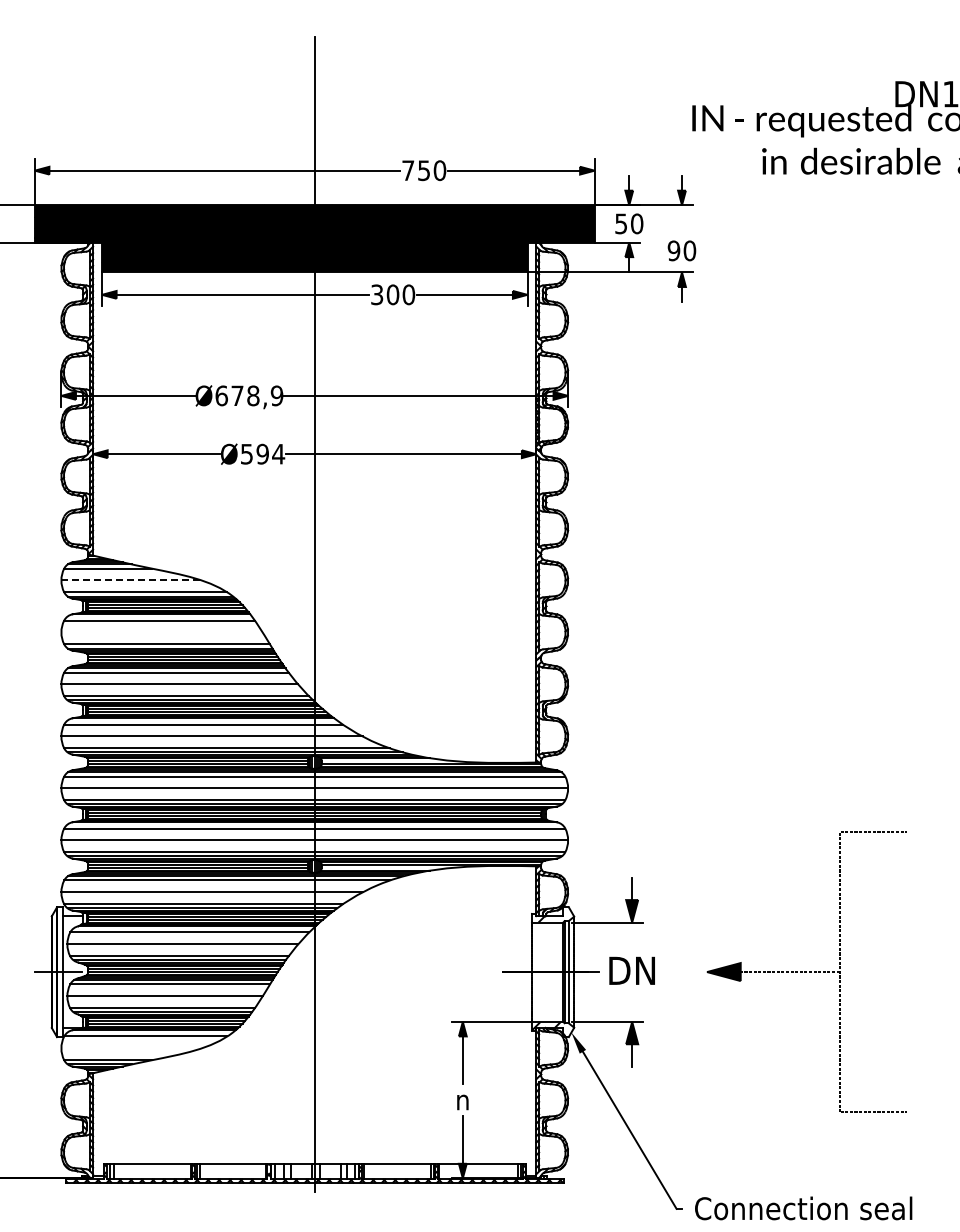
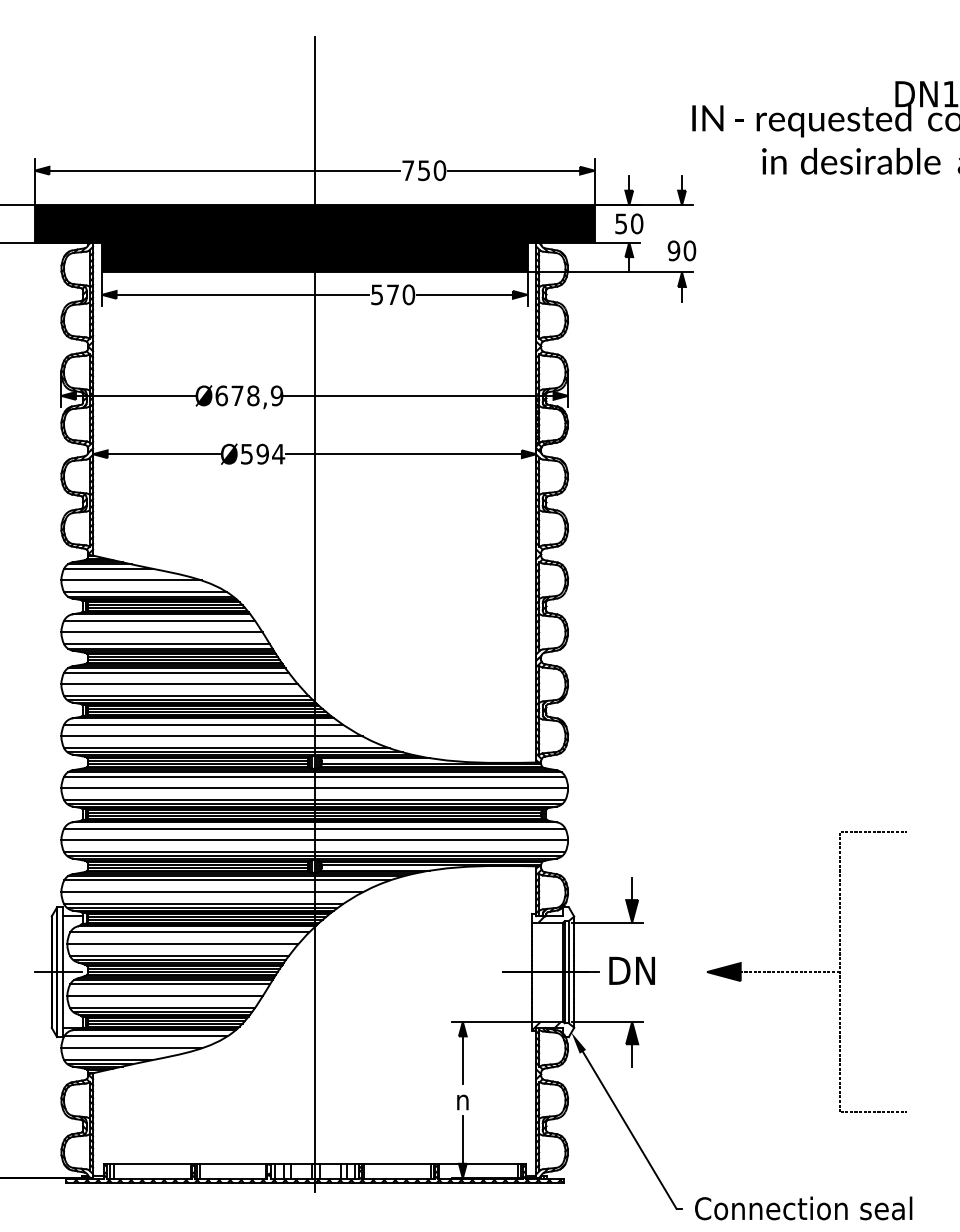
text: 300 -> 570 (385, 294)
line: dashed -> solid (132, 580)
line: none -> present (161, 632)
line: none -> present (131, 1048)
